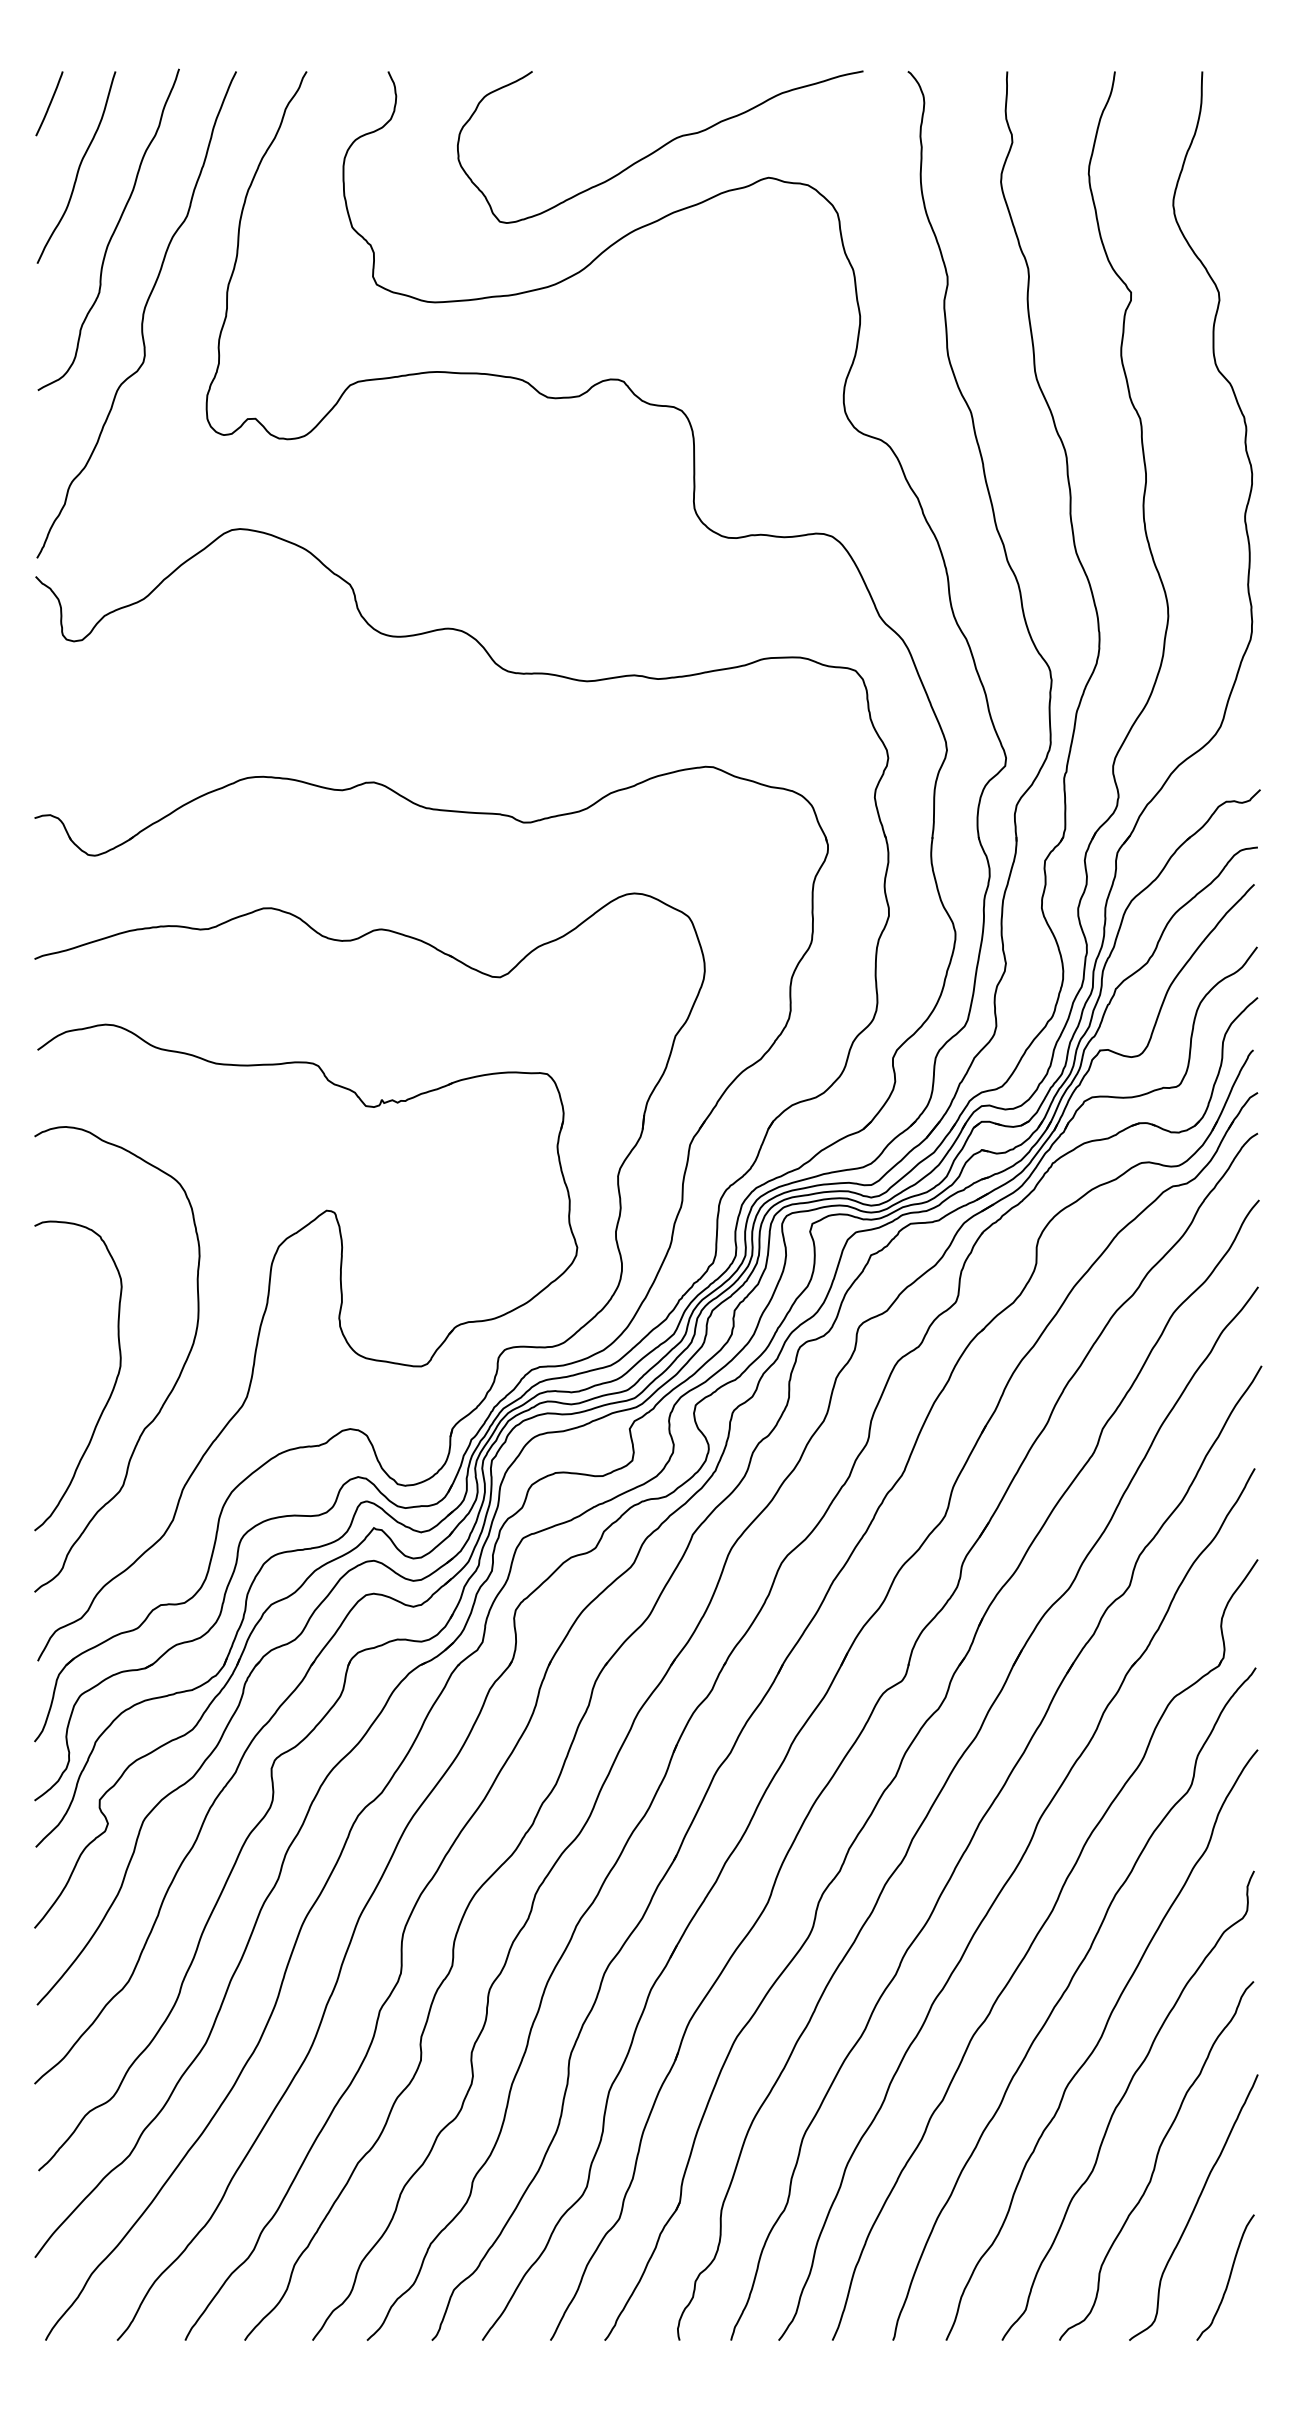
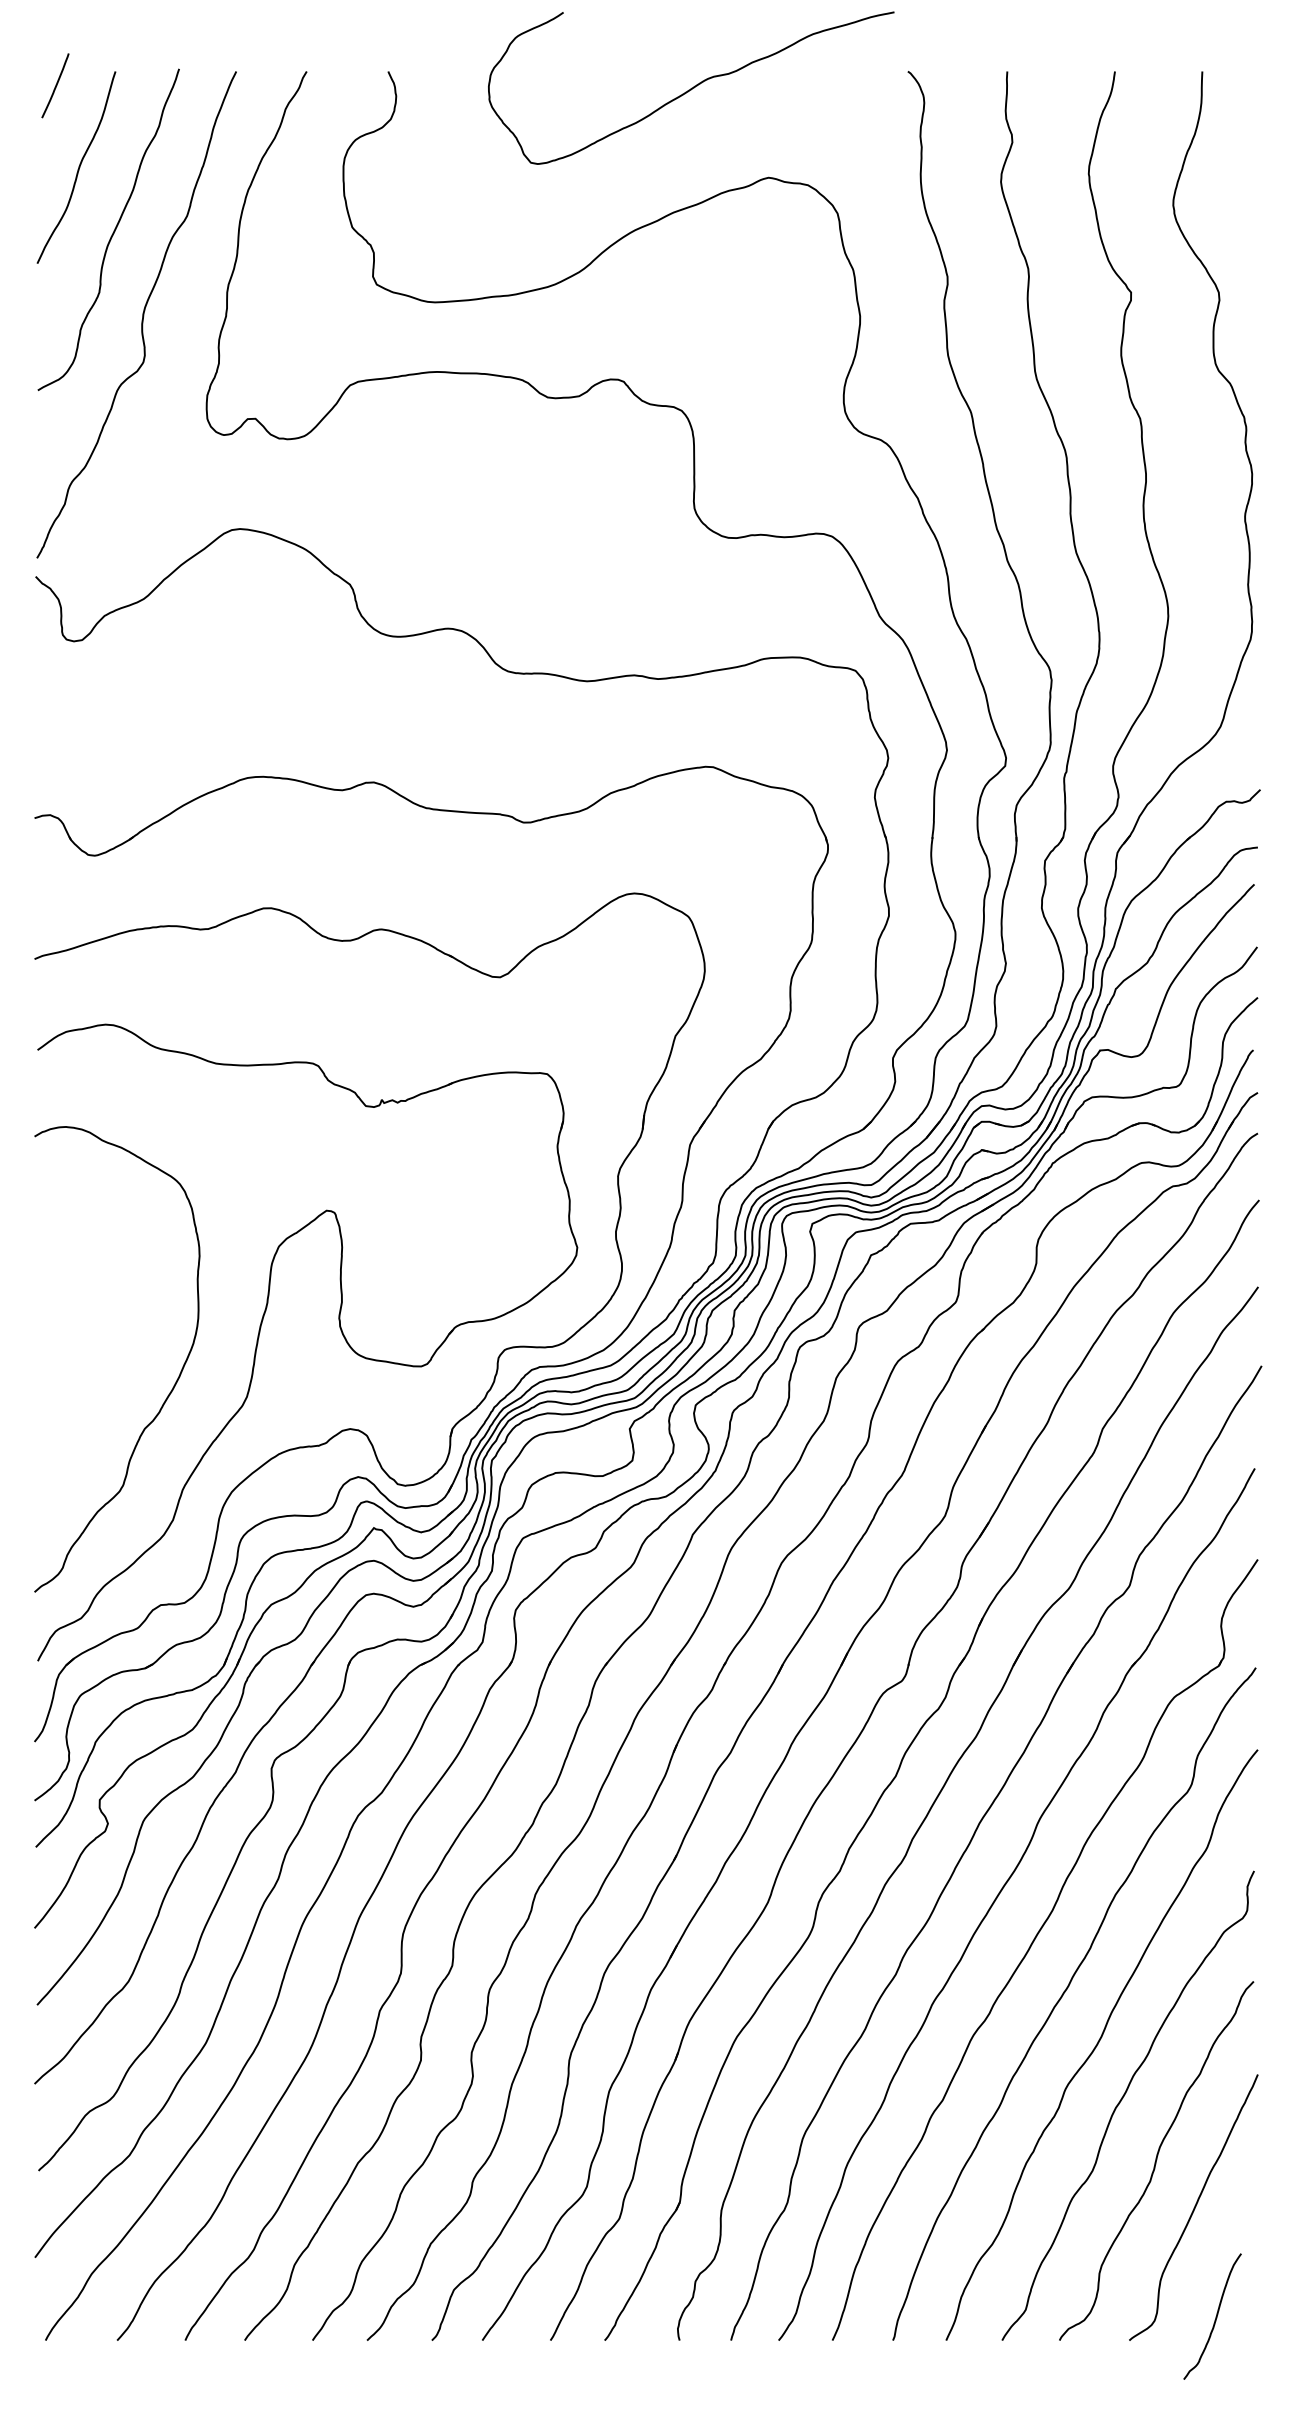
line position: (49, 103) -> (55, 85) (55, 85)
curve position: (660, 146) -> (691, 87) (691, 87)
curve: present -> none (111, 1390)
curve position: (1228, 2277) -> (1215, 2316) (1215, 2316)
